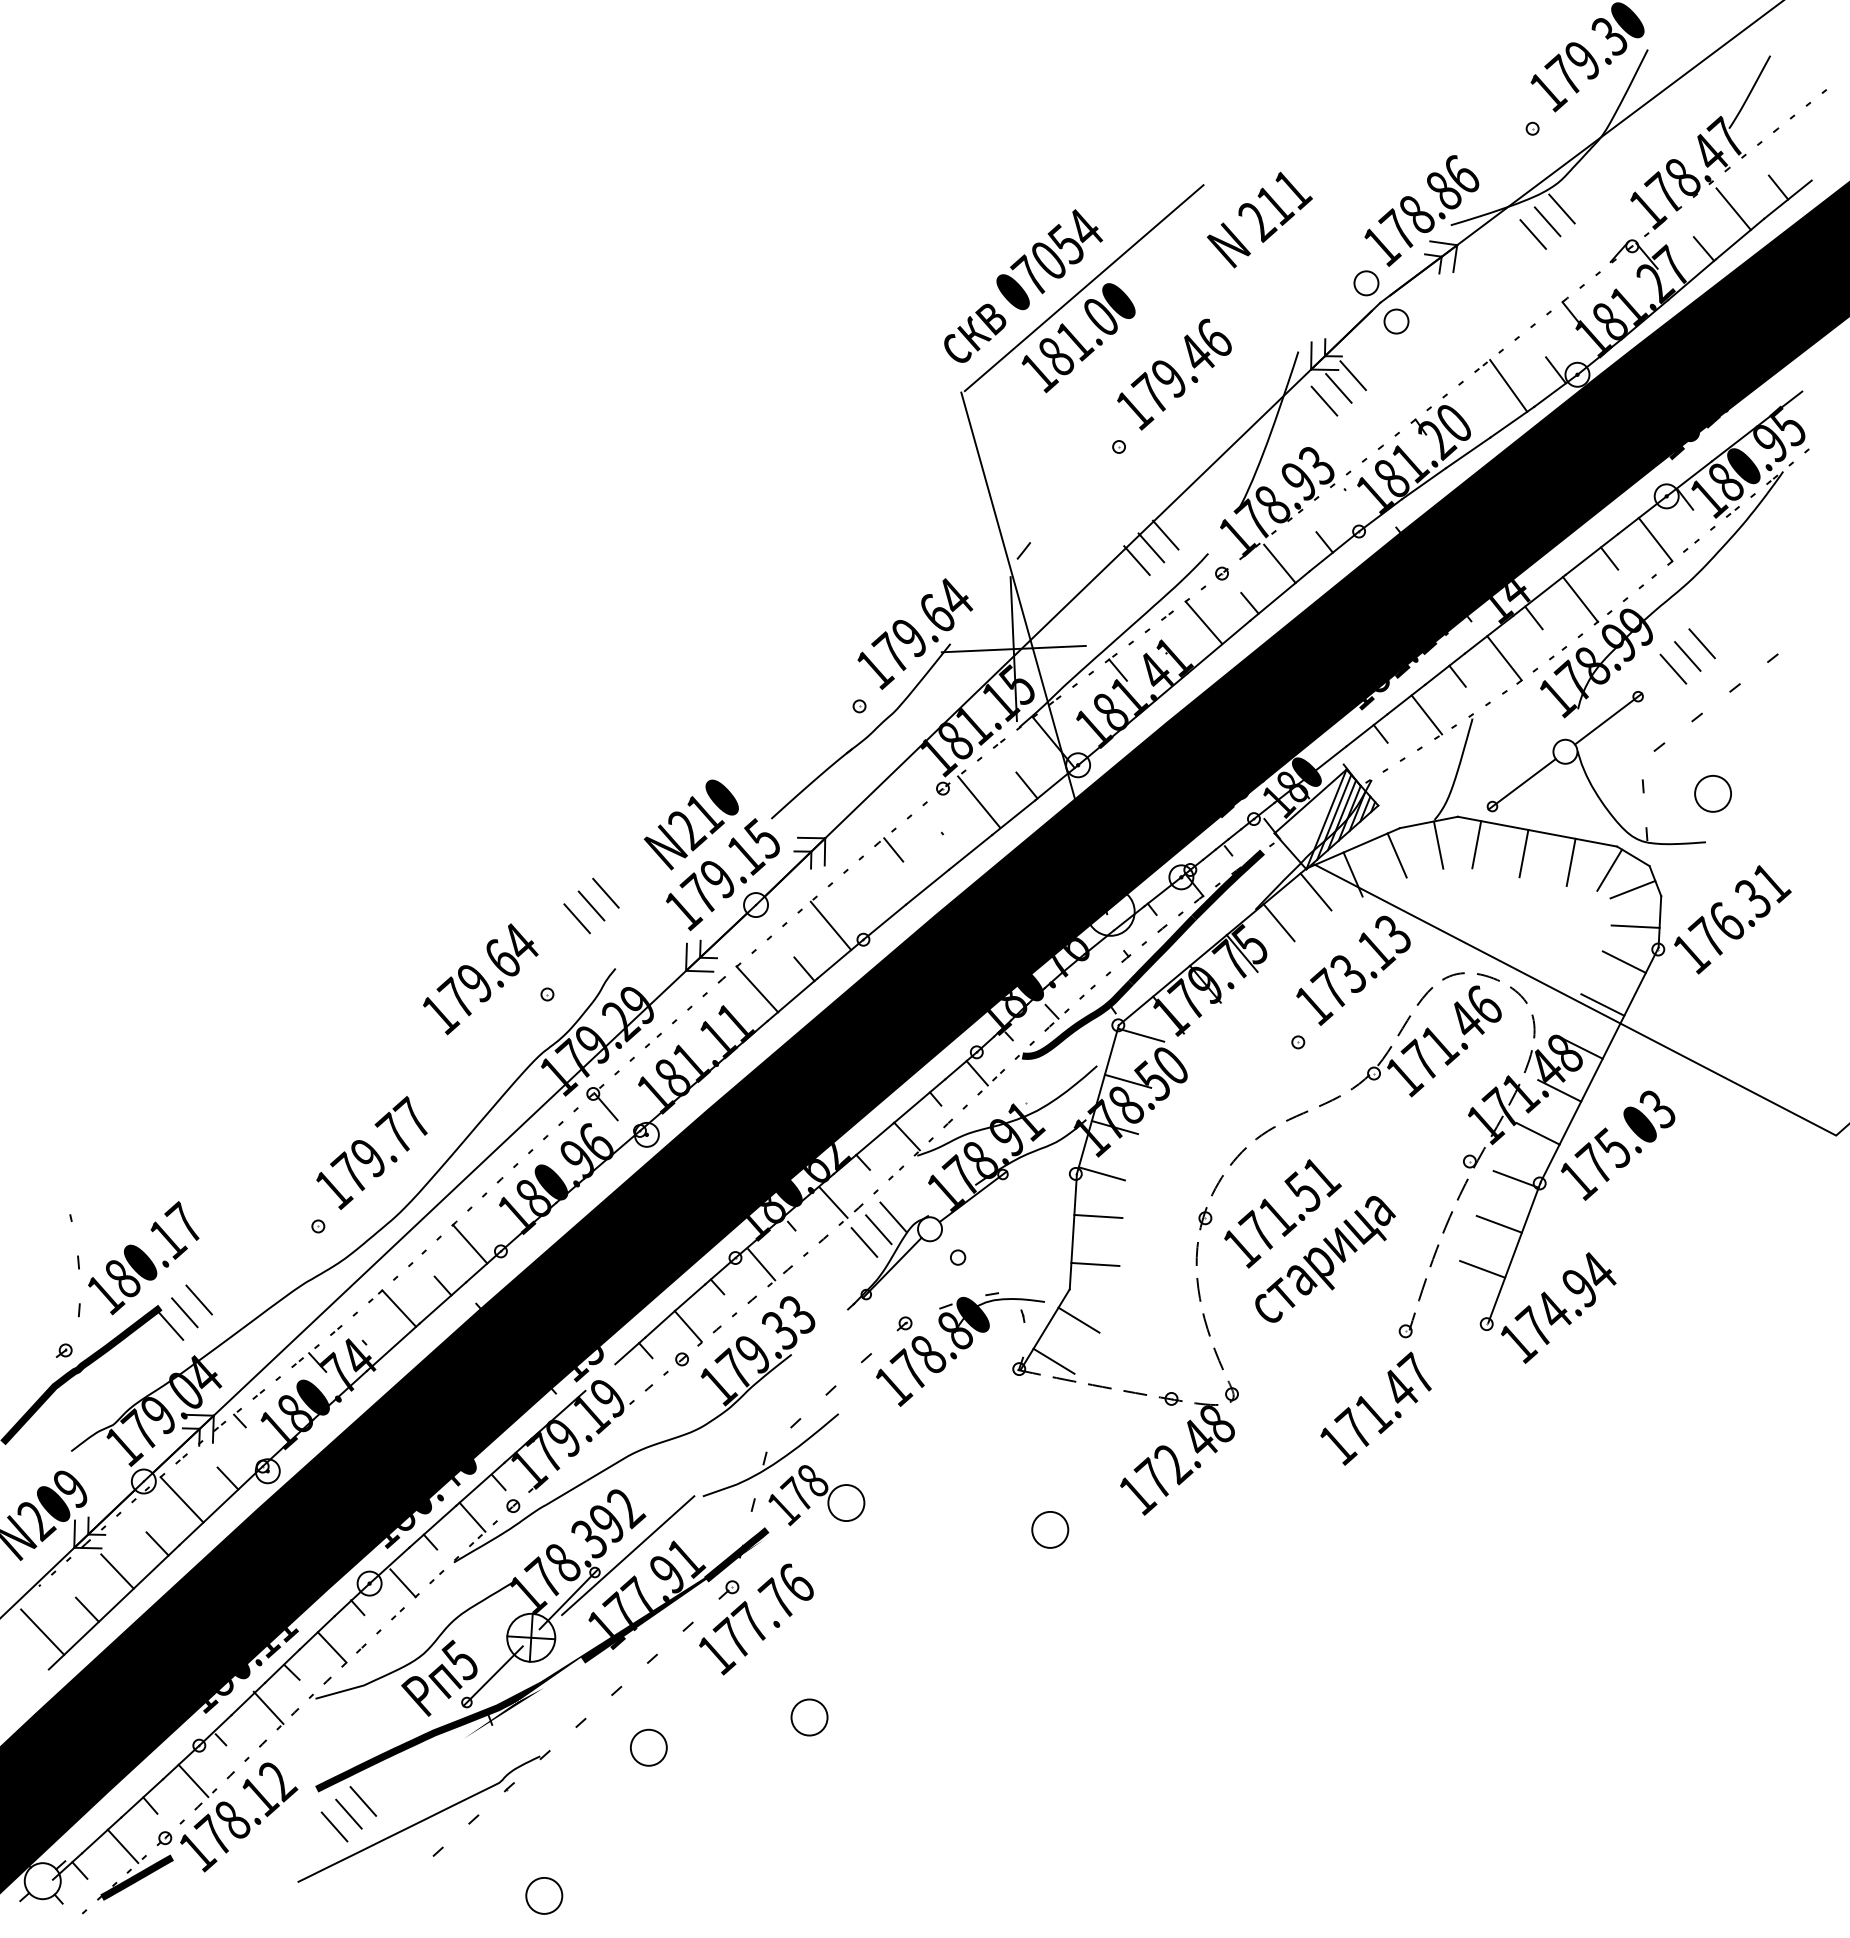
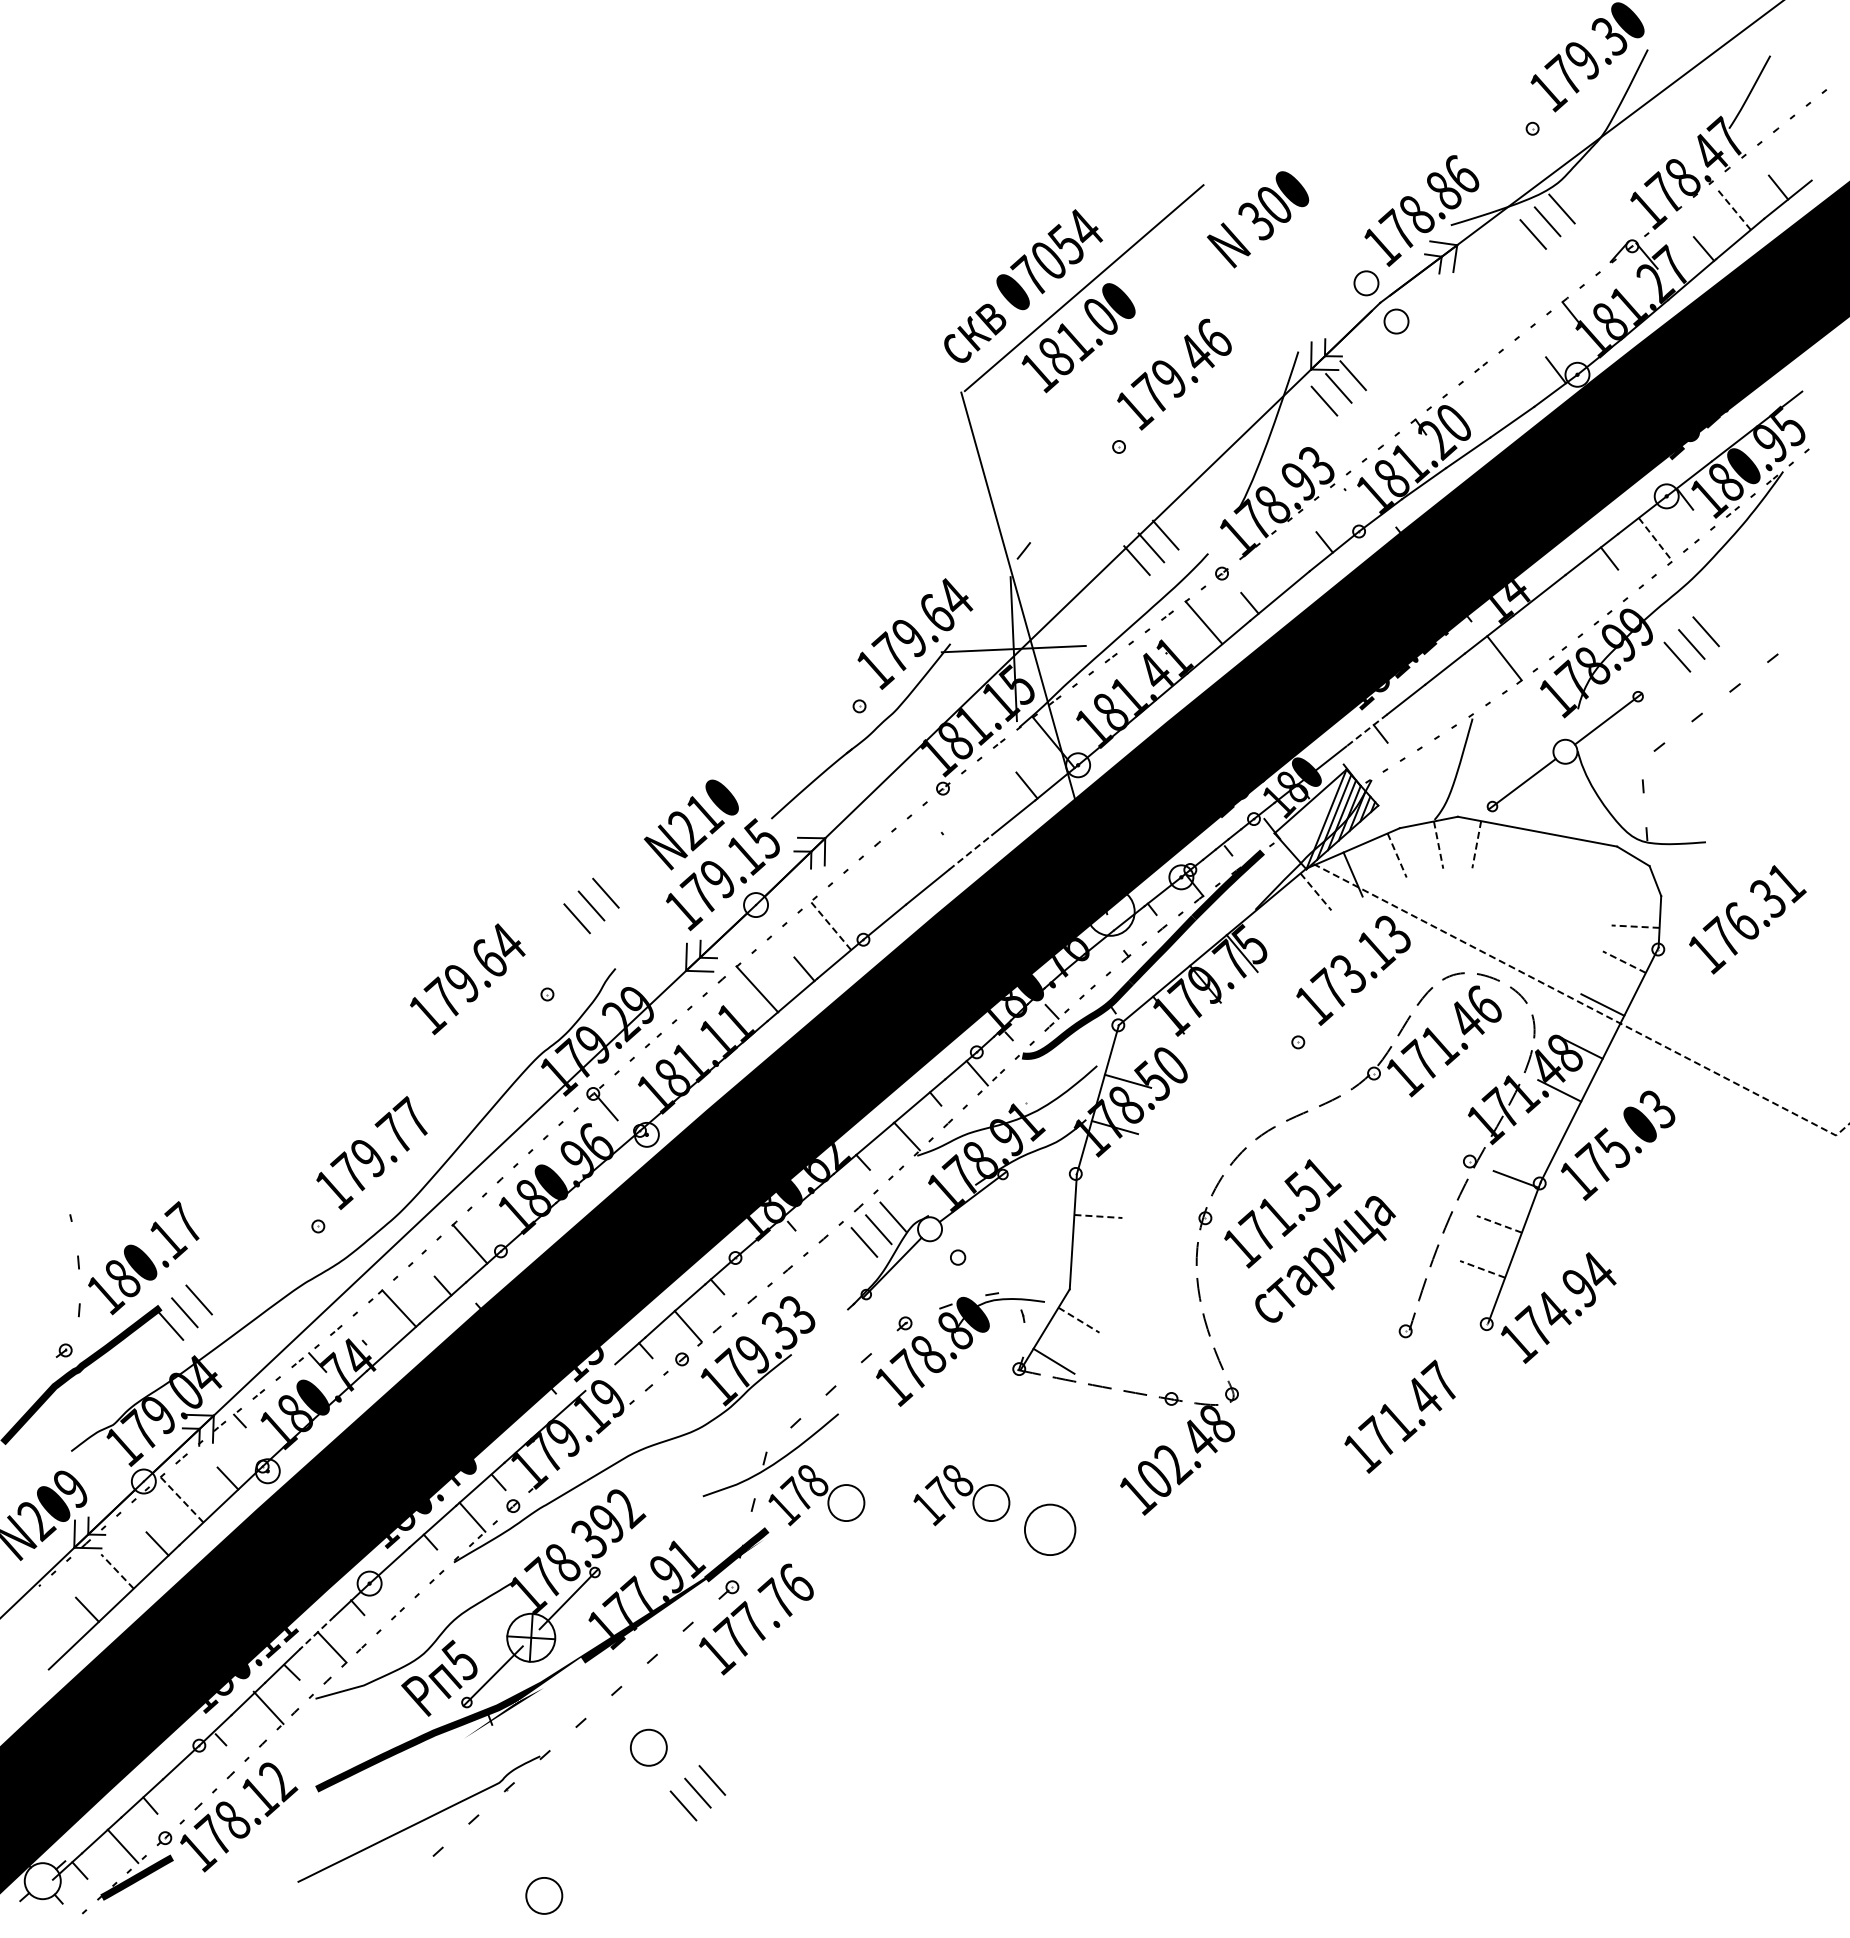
text: 211 -> 300 (1275, 206)
line: solid -> dashed (1733, 208)
line: present -> none (1508, 385)
line: solid -> dashed (1655, 540)
line: present -> none (1279, 563)
line: present -> none (1579, 599)
line: present -> none (1533, 617)
part position: (1687, 656) -> (1691, 644) (1691, 644)
line: present -> none (1117, 669)
line: present -> none (1457, 675)
line: present -> none (1426, 714)
line: solid -> dashed (1366, 730)
part: present -> none (1712, 793)
line: present -> none (979, 801)
line: solid -> dashed (1438, 845)
line: solid -> dashed (1476, 845)
line: present -> none (893, 849)
line: solid -> dashed (970, 852)
line: present -> none (1523, 853)
line: solid -> dashed (1397, 855)
line: present -> none (1570, 862)
line: present -> none (1609, 869)
line: present -> none (1632, 889)
line: solid -> dashed (1316, 892)
text position: (1732, 919) -> (1747, 919) (1747, 919)
line: present -> none (1278, 922)
line: solid -> dashed (830, 925)
line: solid -> dashed (1635, 926)
line: solid -> dashed (1623, 961)
text position: (480, 979) -> (467, 979) (467, 979)
line: solid -> dashed (1583, 1004)
line: present -> none (1140, 1034)
line: present -> none (1537, 1133)
line: present -> none (1101, 1173)
line: present -> none (833, 1202)
line: solid -> dashed (1098, 1216)
line: solid -> dashed (1498, 1224)
line: present -> none (1095, 1263)
line: present -> none (761, 1264)
line: solid -> dashed (1482, 1269)
line: solid -> dashed (1079, 1320)
text position: (1375, 1408) -> (1399, 1416) (1399, 1416)
text: 172.48 -> 102.48 (1152, 1476)
part: none -> present (961, 1495)
line: solid -> dashed (181, 1499)
part size: 39x38 px -> 53x53 px (1050, 1529)
line: present -> none (628, 1555)
line: solid -> dashed (117, 1571)
line: present -> none (402, 1583)
line: present -> none (42, 1631)
line: solid -> dashed (316, 1633)
part: present -> none (809, 1717)
line: present -> none (193, 1780)
part position: (348, 1814) -> (697, 1793) (697, 1793)
